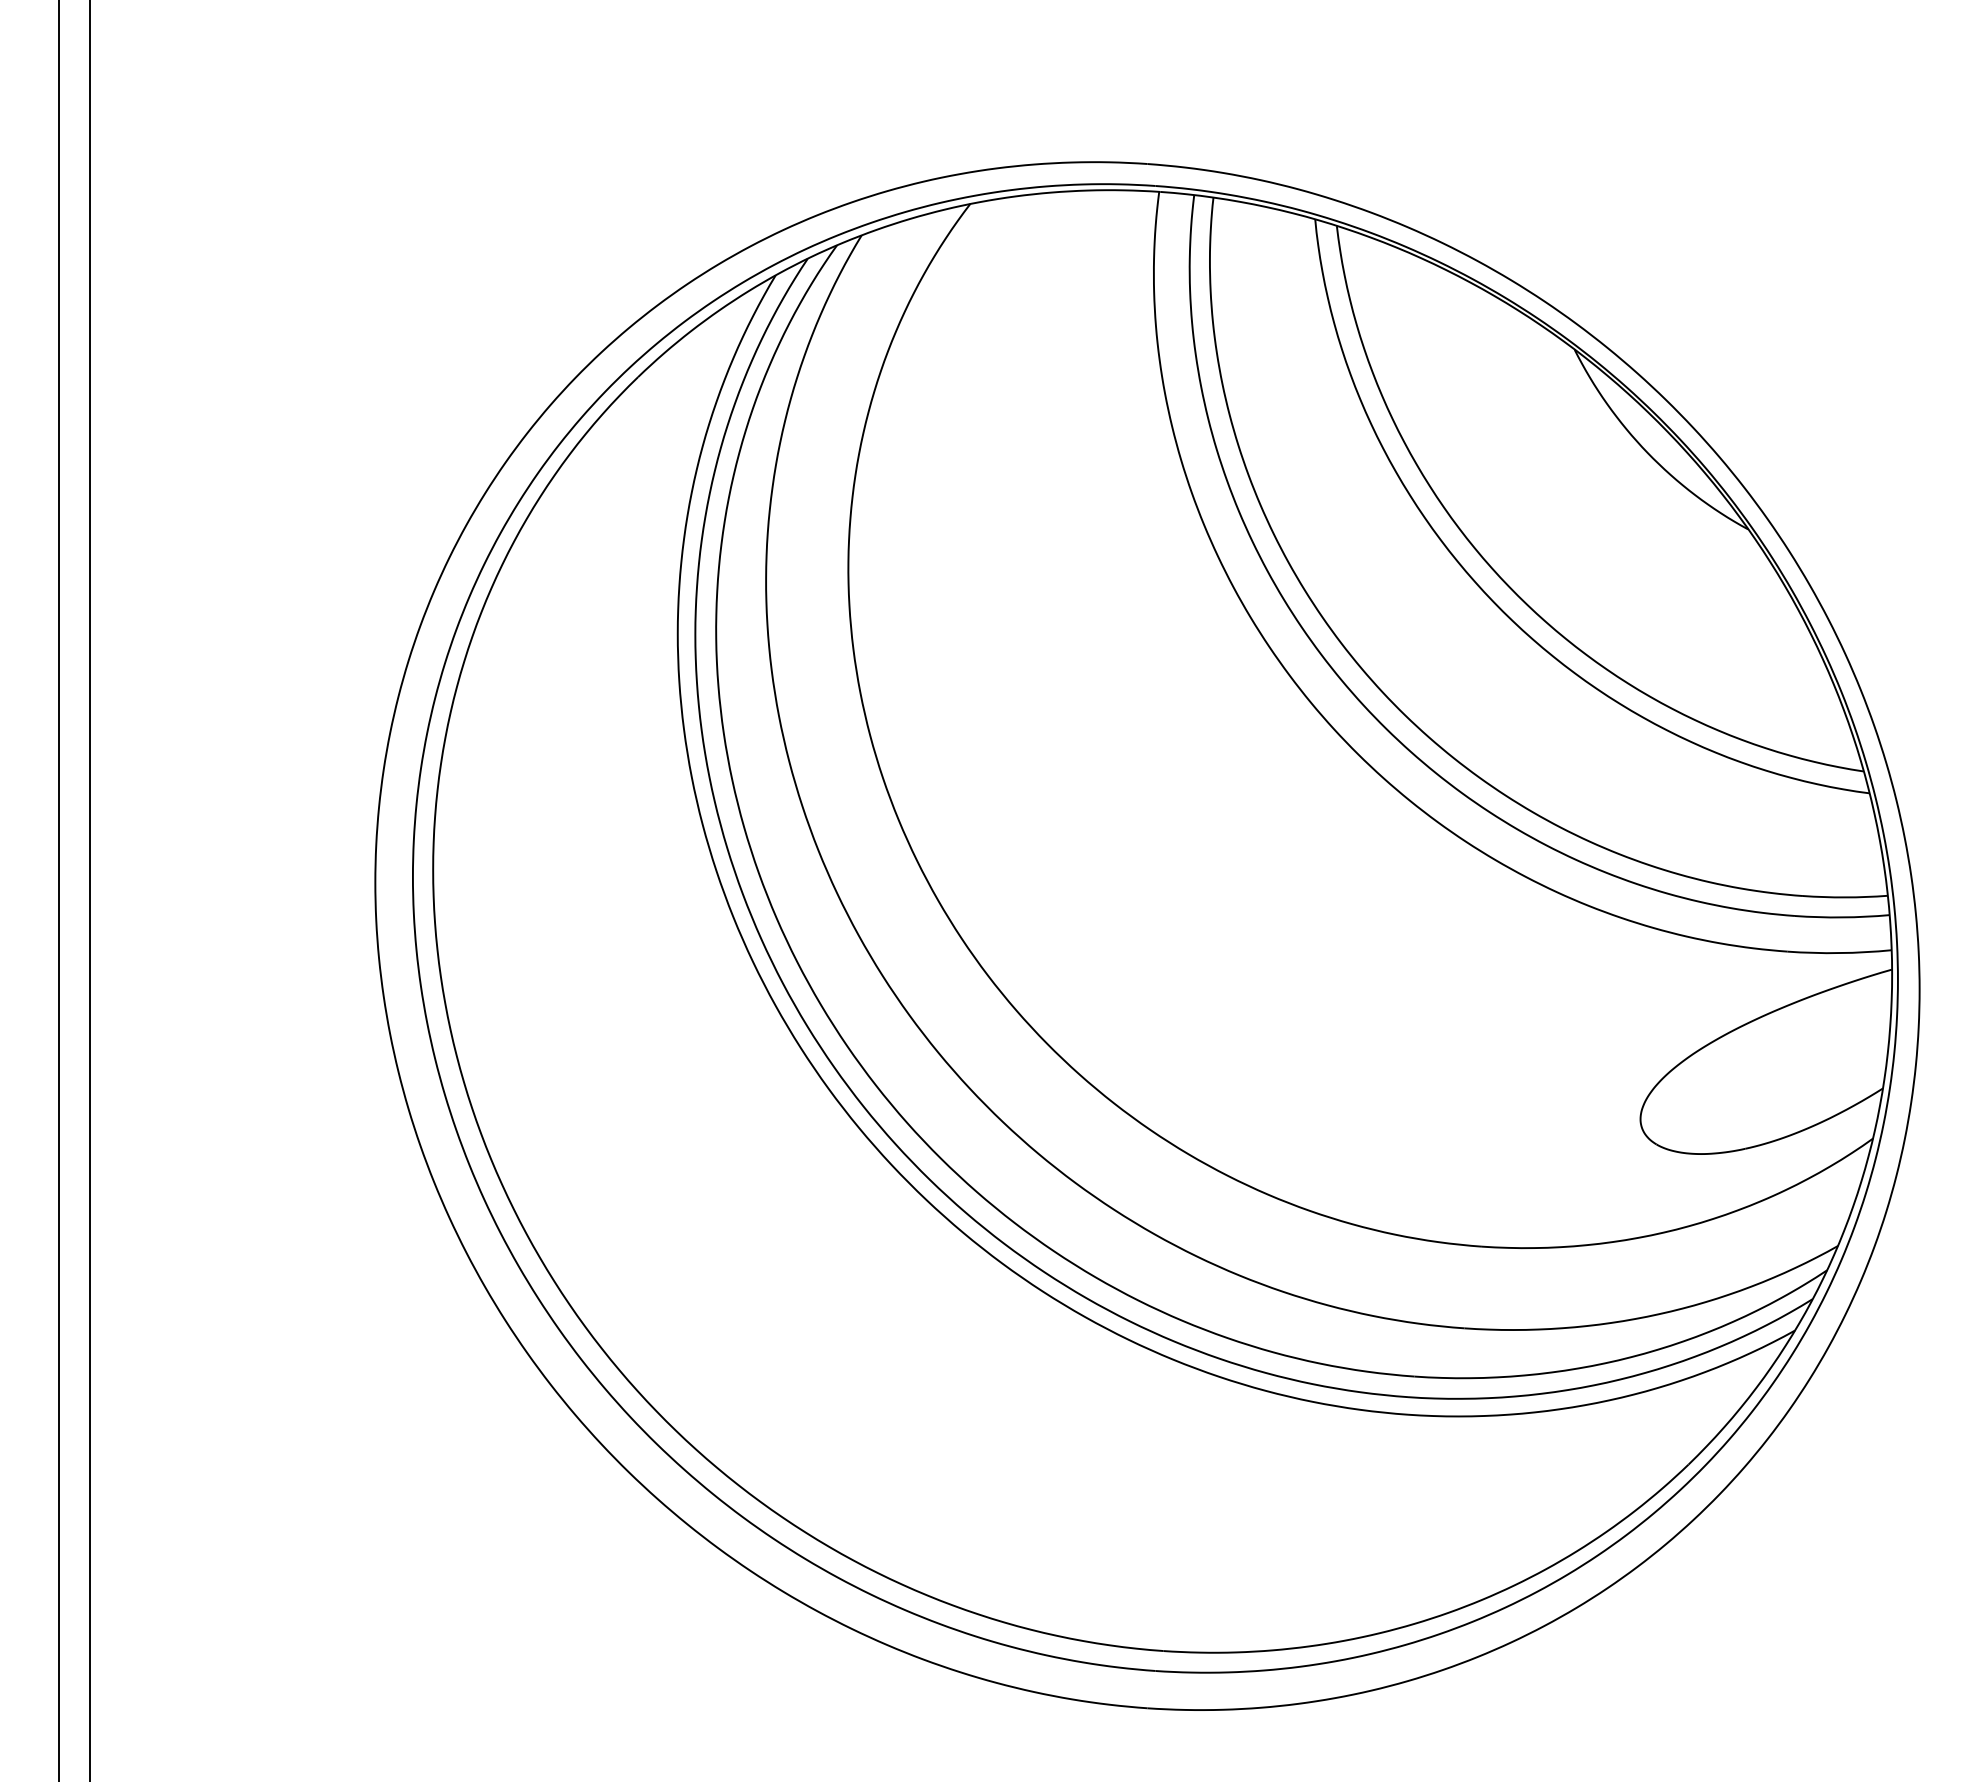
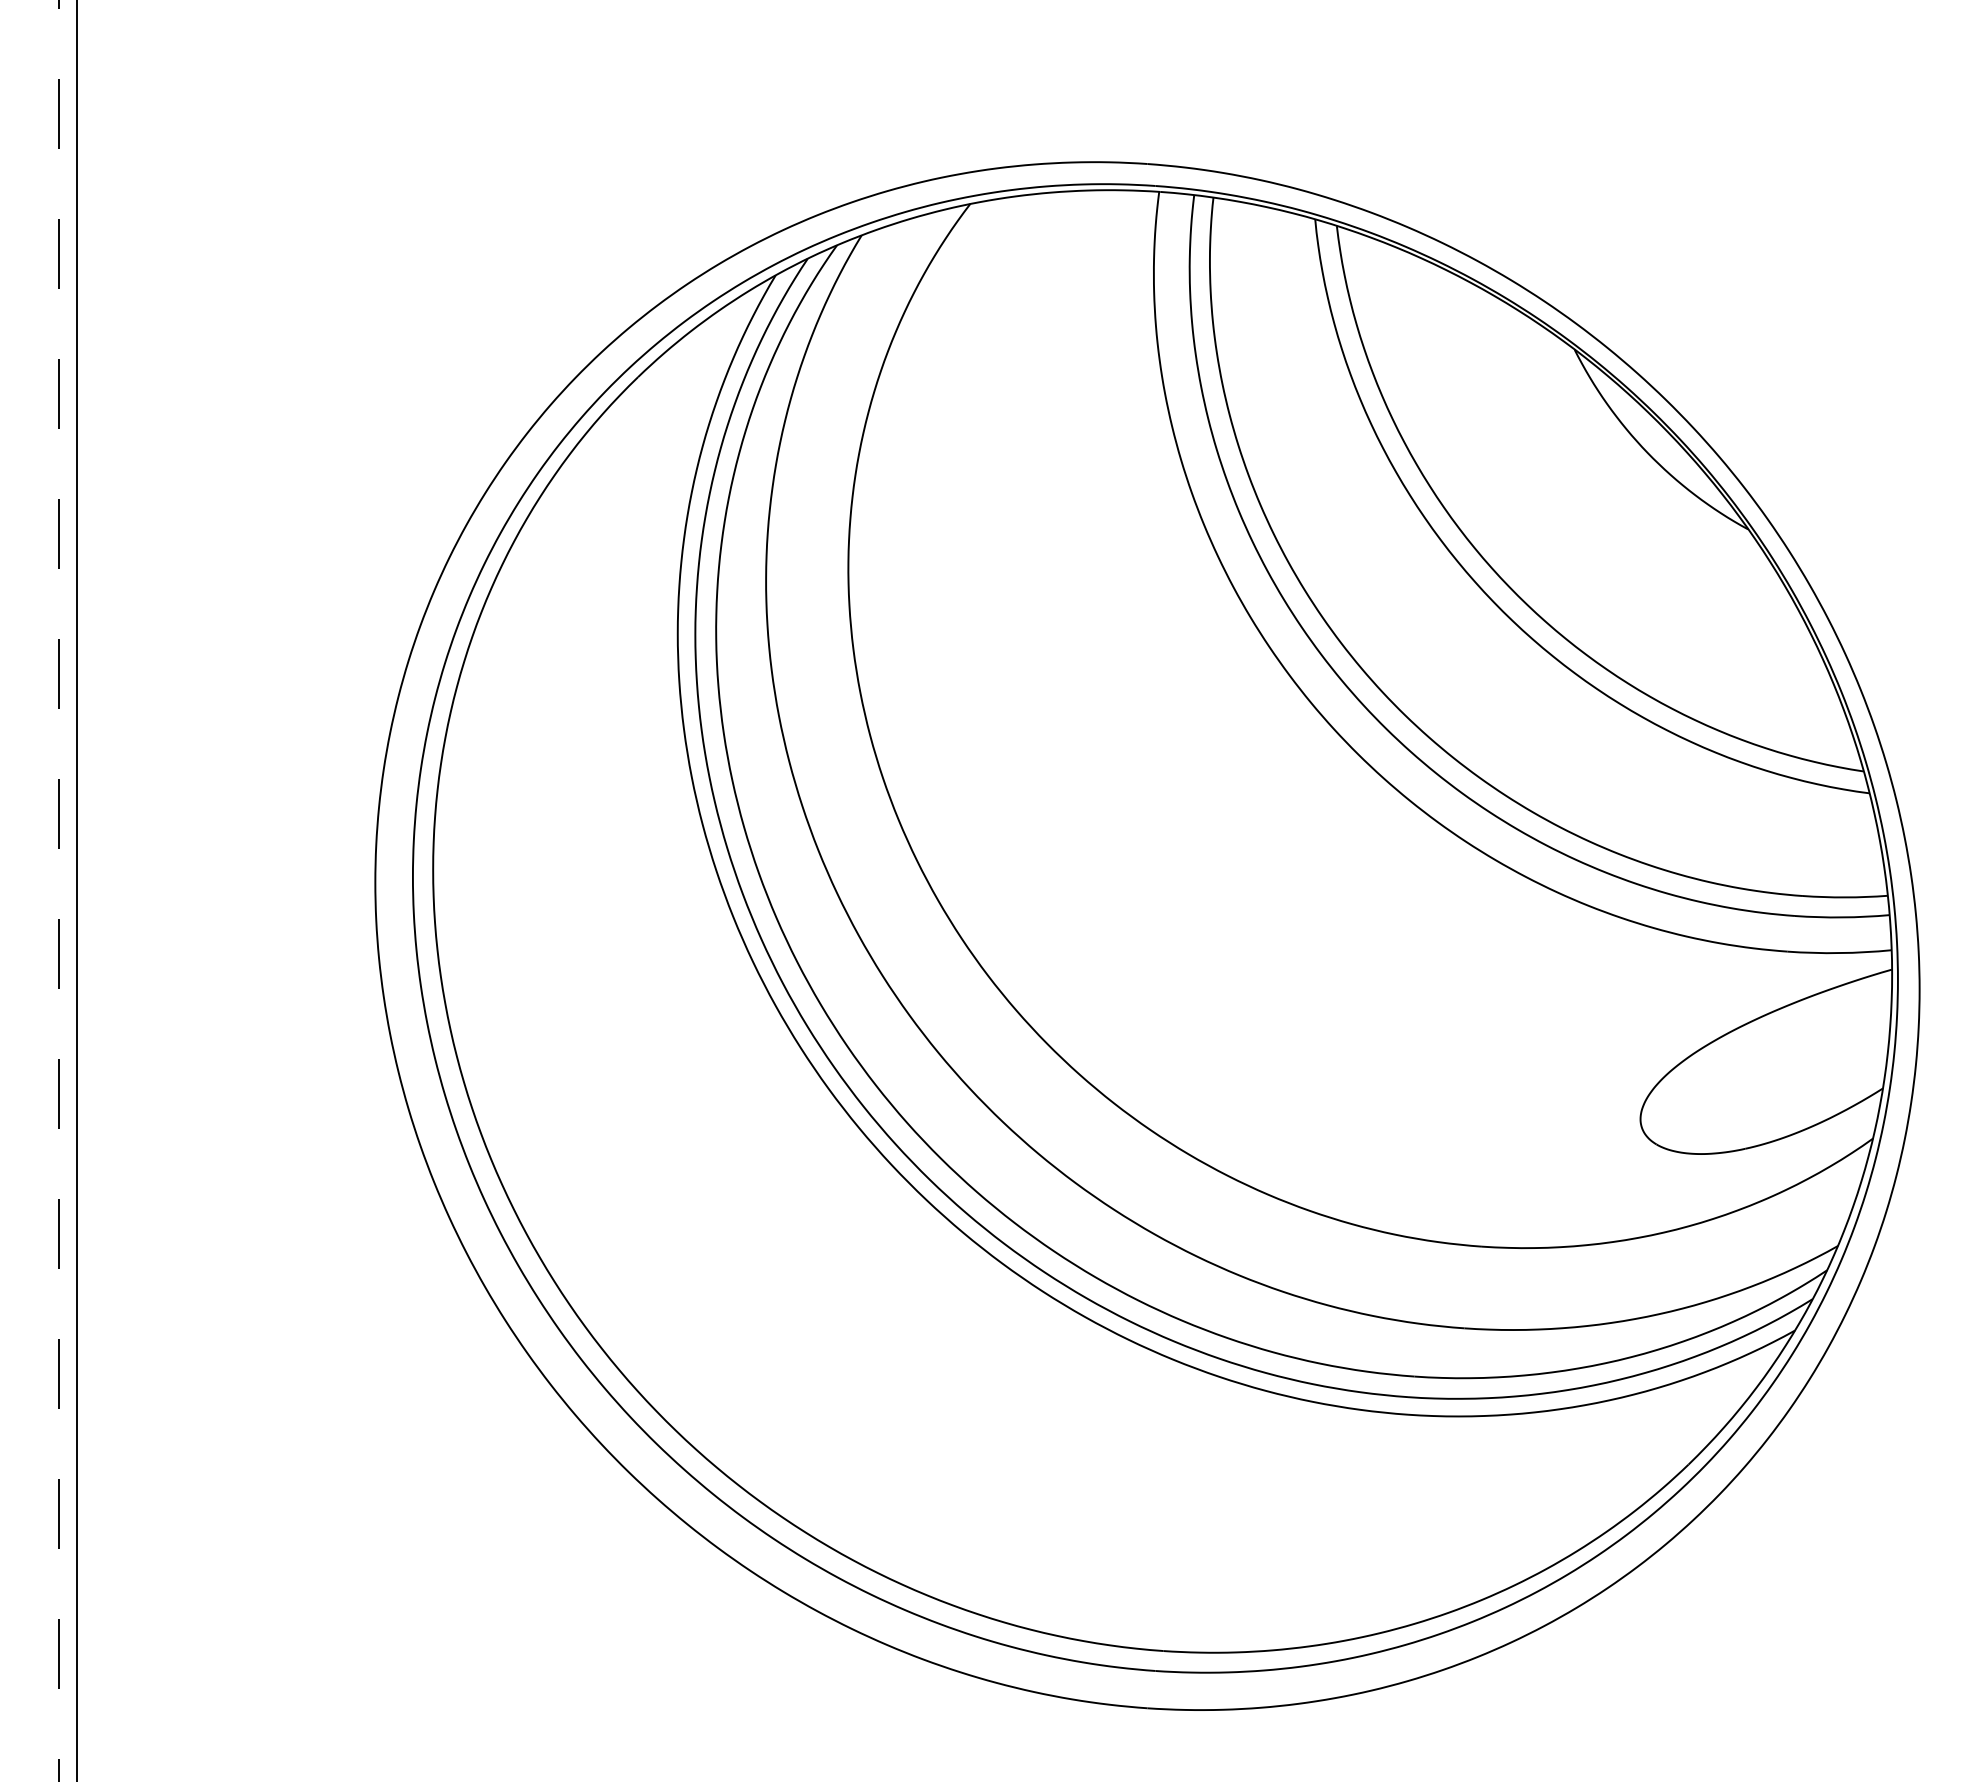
line position: (90, 890) -> (77, 890) (77, 890)
line: solid -> dashed (59, 891)
